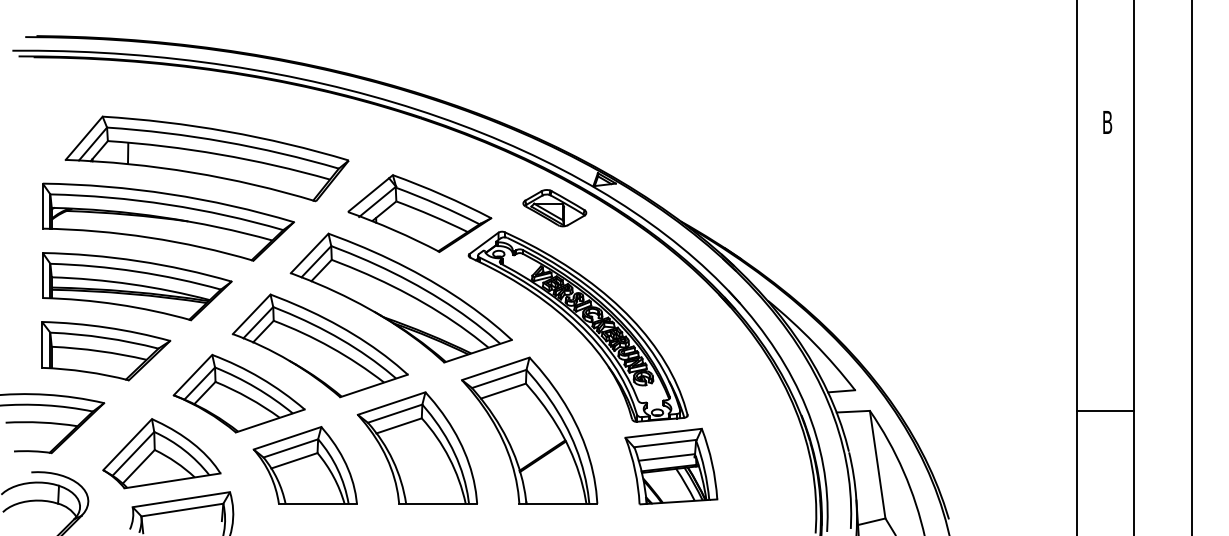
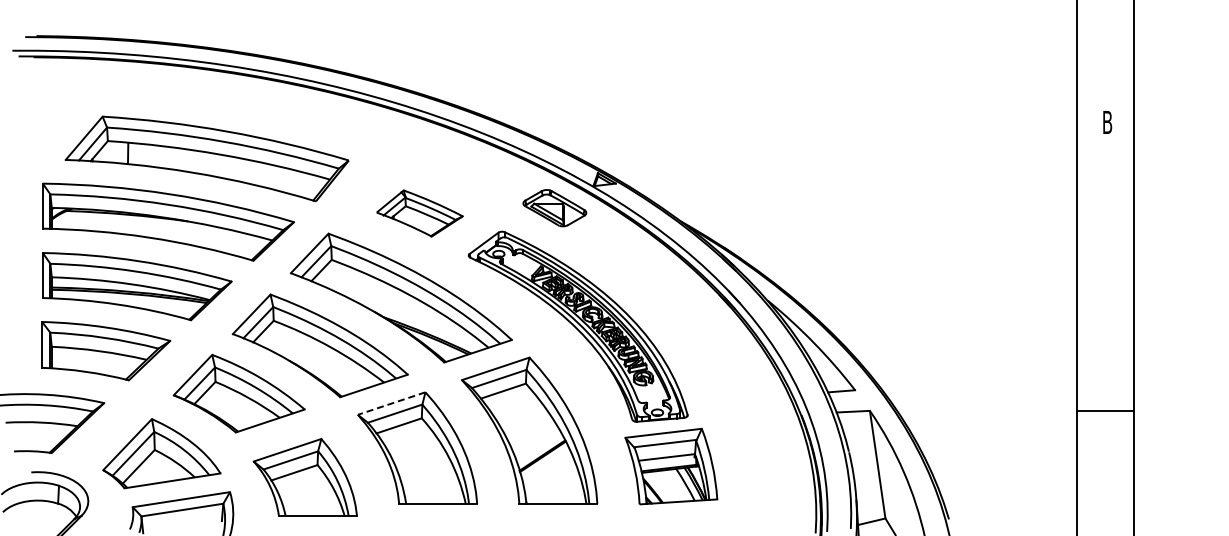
part size: 146x79 px -> 88x49 px (419, 213)
line: present -> none (1192, 267)
line: solid -> dashed (391, 403)
part position: (304, 465) -> (304, 477) (304, 477)
